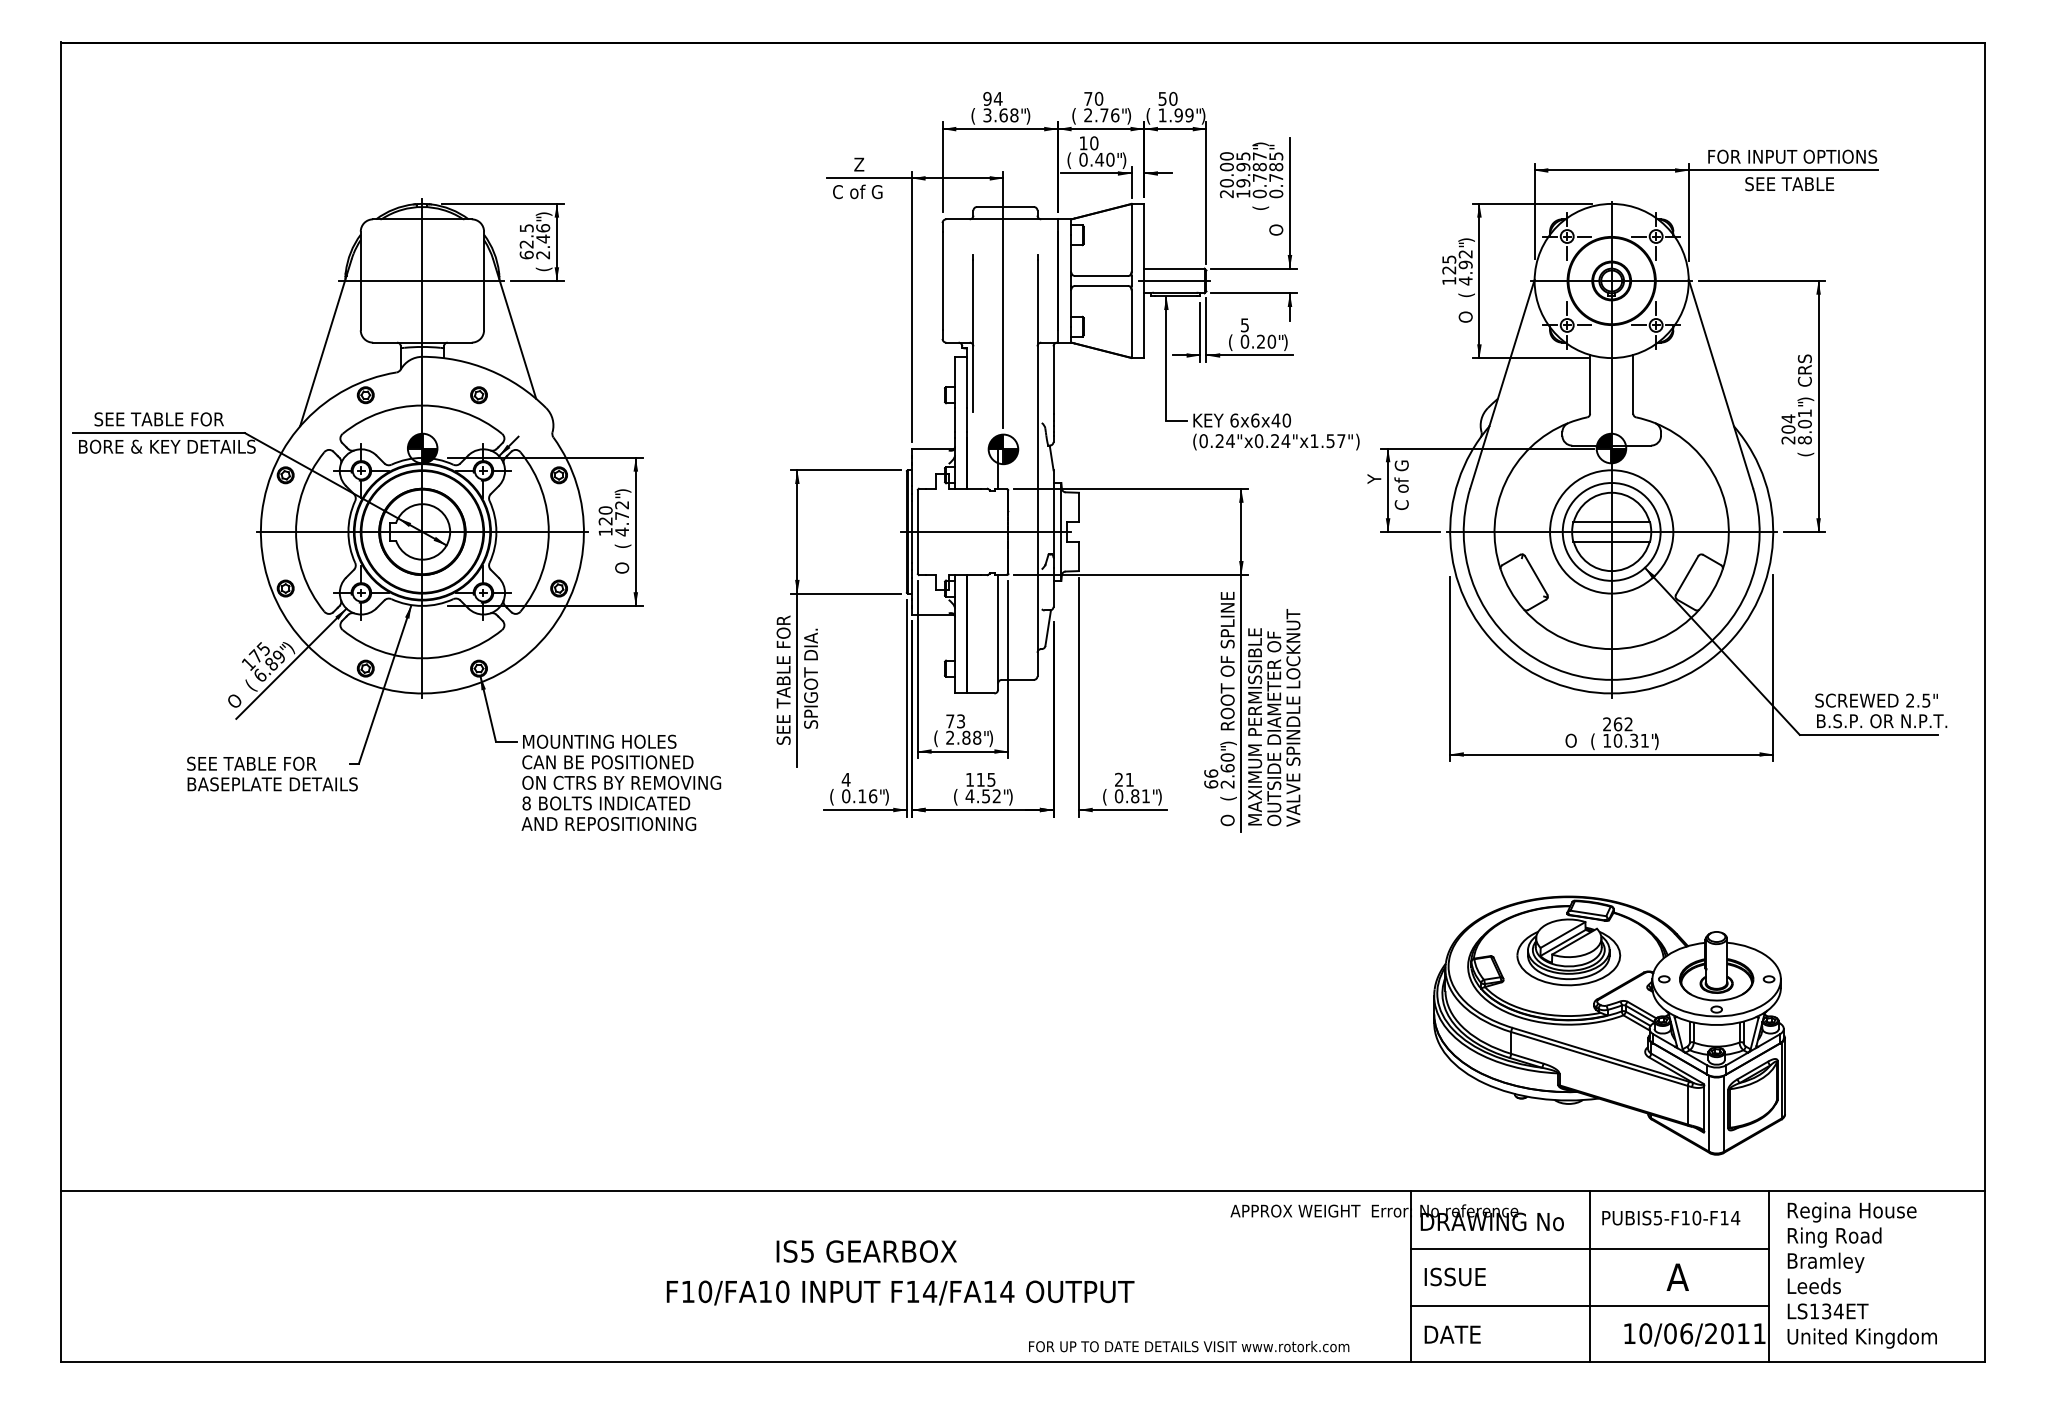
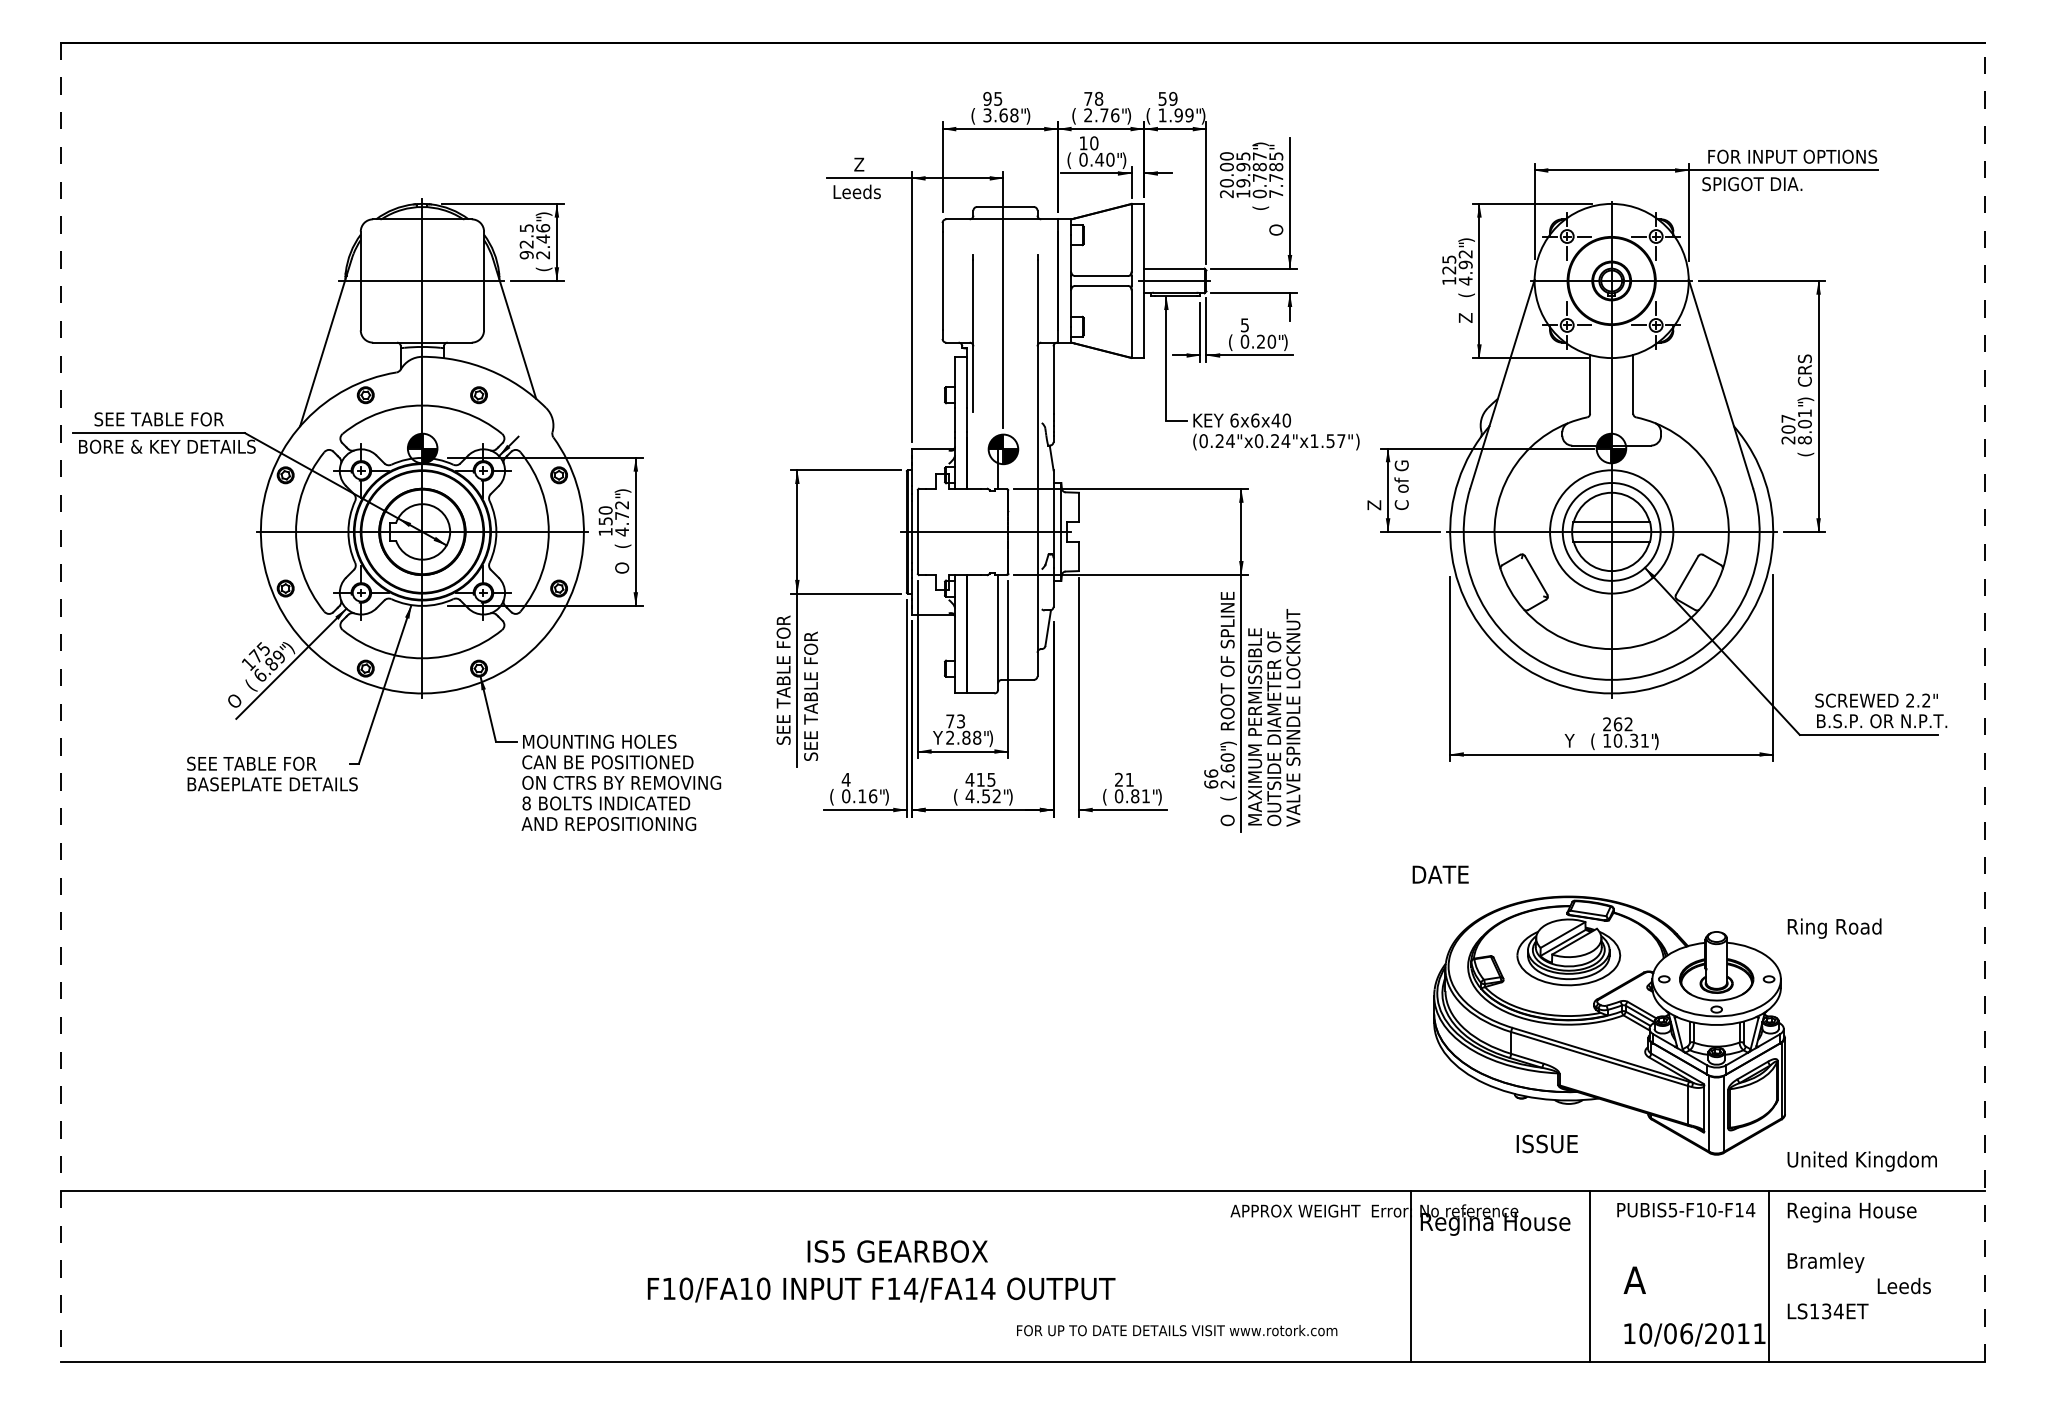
text: 94 -> 95 (997, 98)
text: 70 -> 78 (1098, 98)
text: 50 -> 59 (1173, 98)
text: SEE TABLE -> SPIGOT DIA. (1768, 184)
text: C of G -> Leeds (857, 191)
text: 0.785" -> 7.785" (1276, 193)
text: 62.5 -> 92.5 (526, 254)
text: O -> Z (1465, 316)
text: 204 -> 207 (1788, 418)
text: Y -> Z (1374, 492)
text: 120 -> 150 (605, 521)
text: SPIGOT DIA. -> SEE TABLE FOR (811, 694)
text: 2.5" -> 2.2" (1926, 700)
line: solid -> dashed (61, 701)
line: solid -> dashed (1984, 701)
text: ( -> Y (937, 738)
text: O -> Y (1570, 740)
text: 115 -> 415 (969, 779)
text position: (1671, 1217) -> (1686, 1209) (1686, 1209)
text: DRAWING No -> Regina House (1496, 1223)
text position: (1834, 1237) -> (1834, 928) (1834, 928)
line: present -> none (1589, 1248)
text position: (866, 1251) -> (897, 1251) (897, 1251)
text position: (1454, 1276) -> (1546, 1143) (1546, 1143)
text position: (1677, 1276) -> (1634, 1279) (1634, 1279)
text position: (1813, 1285) -> (1903, 1285) (1903, 1285)
text position: (900, 1292) -> (881, 1289) (881, 1289)
line: present -> none (1589, 1306)
text position: (1452, 1334) -> (1440, 874) (1440, 874)
text position: (1861, 1338) -> (1861, 1161) (1861, 1161)
text position: (1189, 1346) -> (1177, 1330) (1177, 1330)
